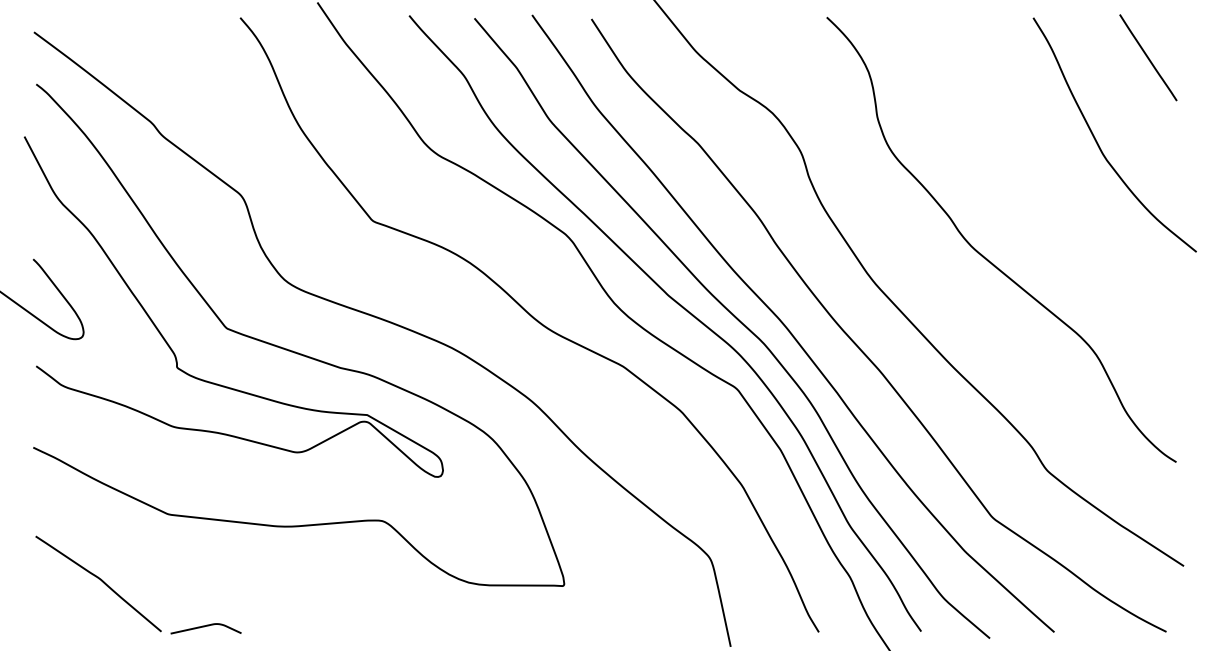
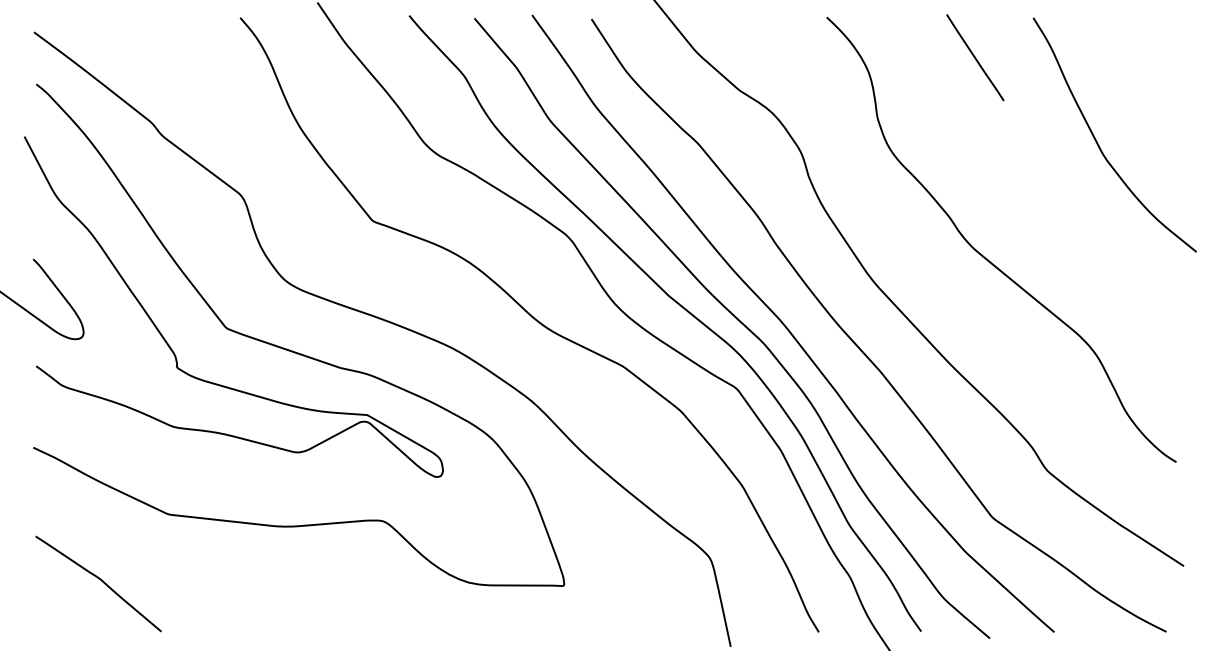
line position: (1148, 57) -> (975, 57) (975, 57)
curve: present -> none (204, 627)
